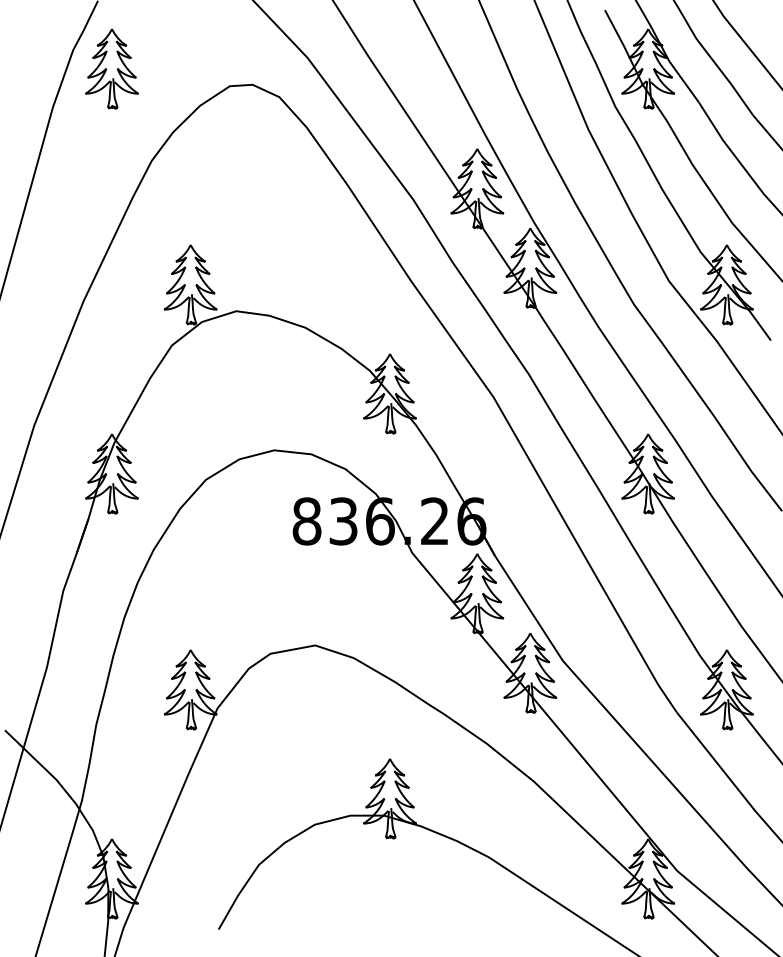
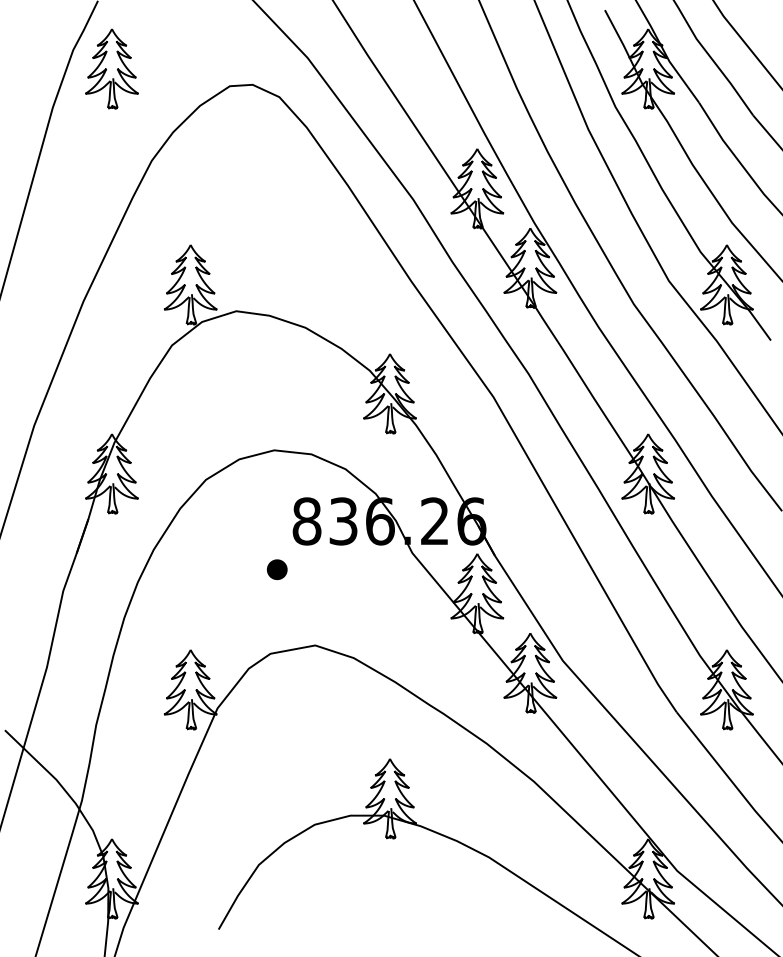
part: none -> present (277, 569)
